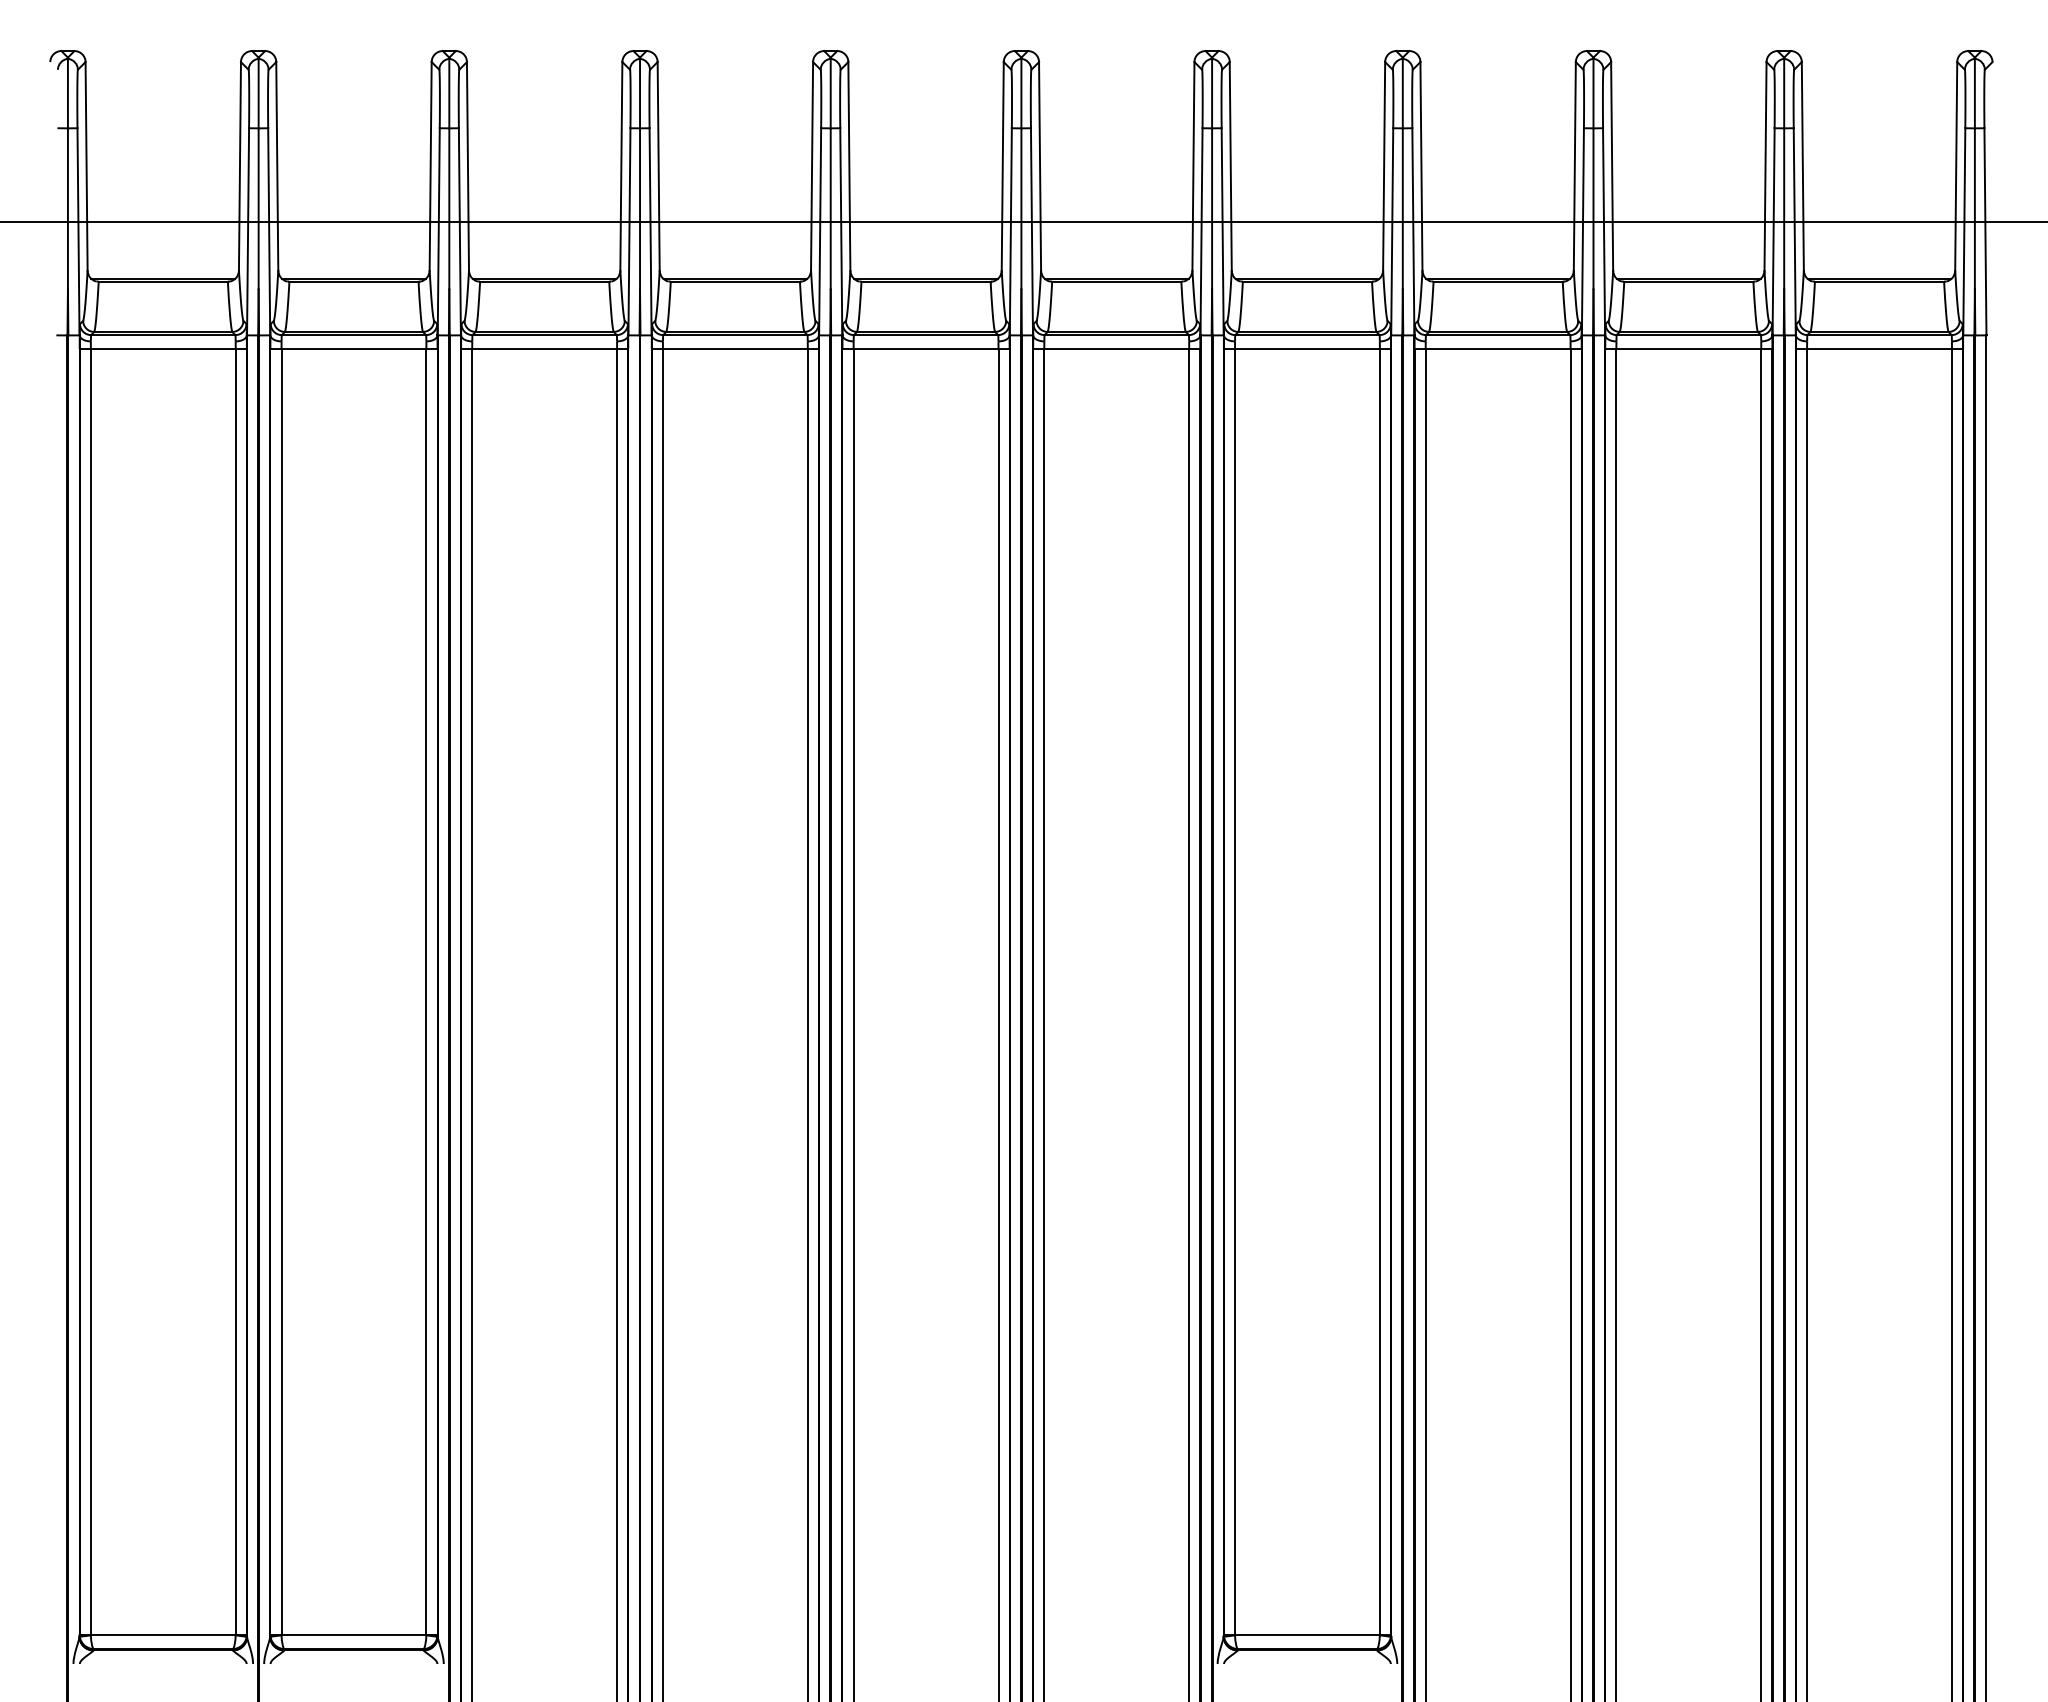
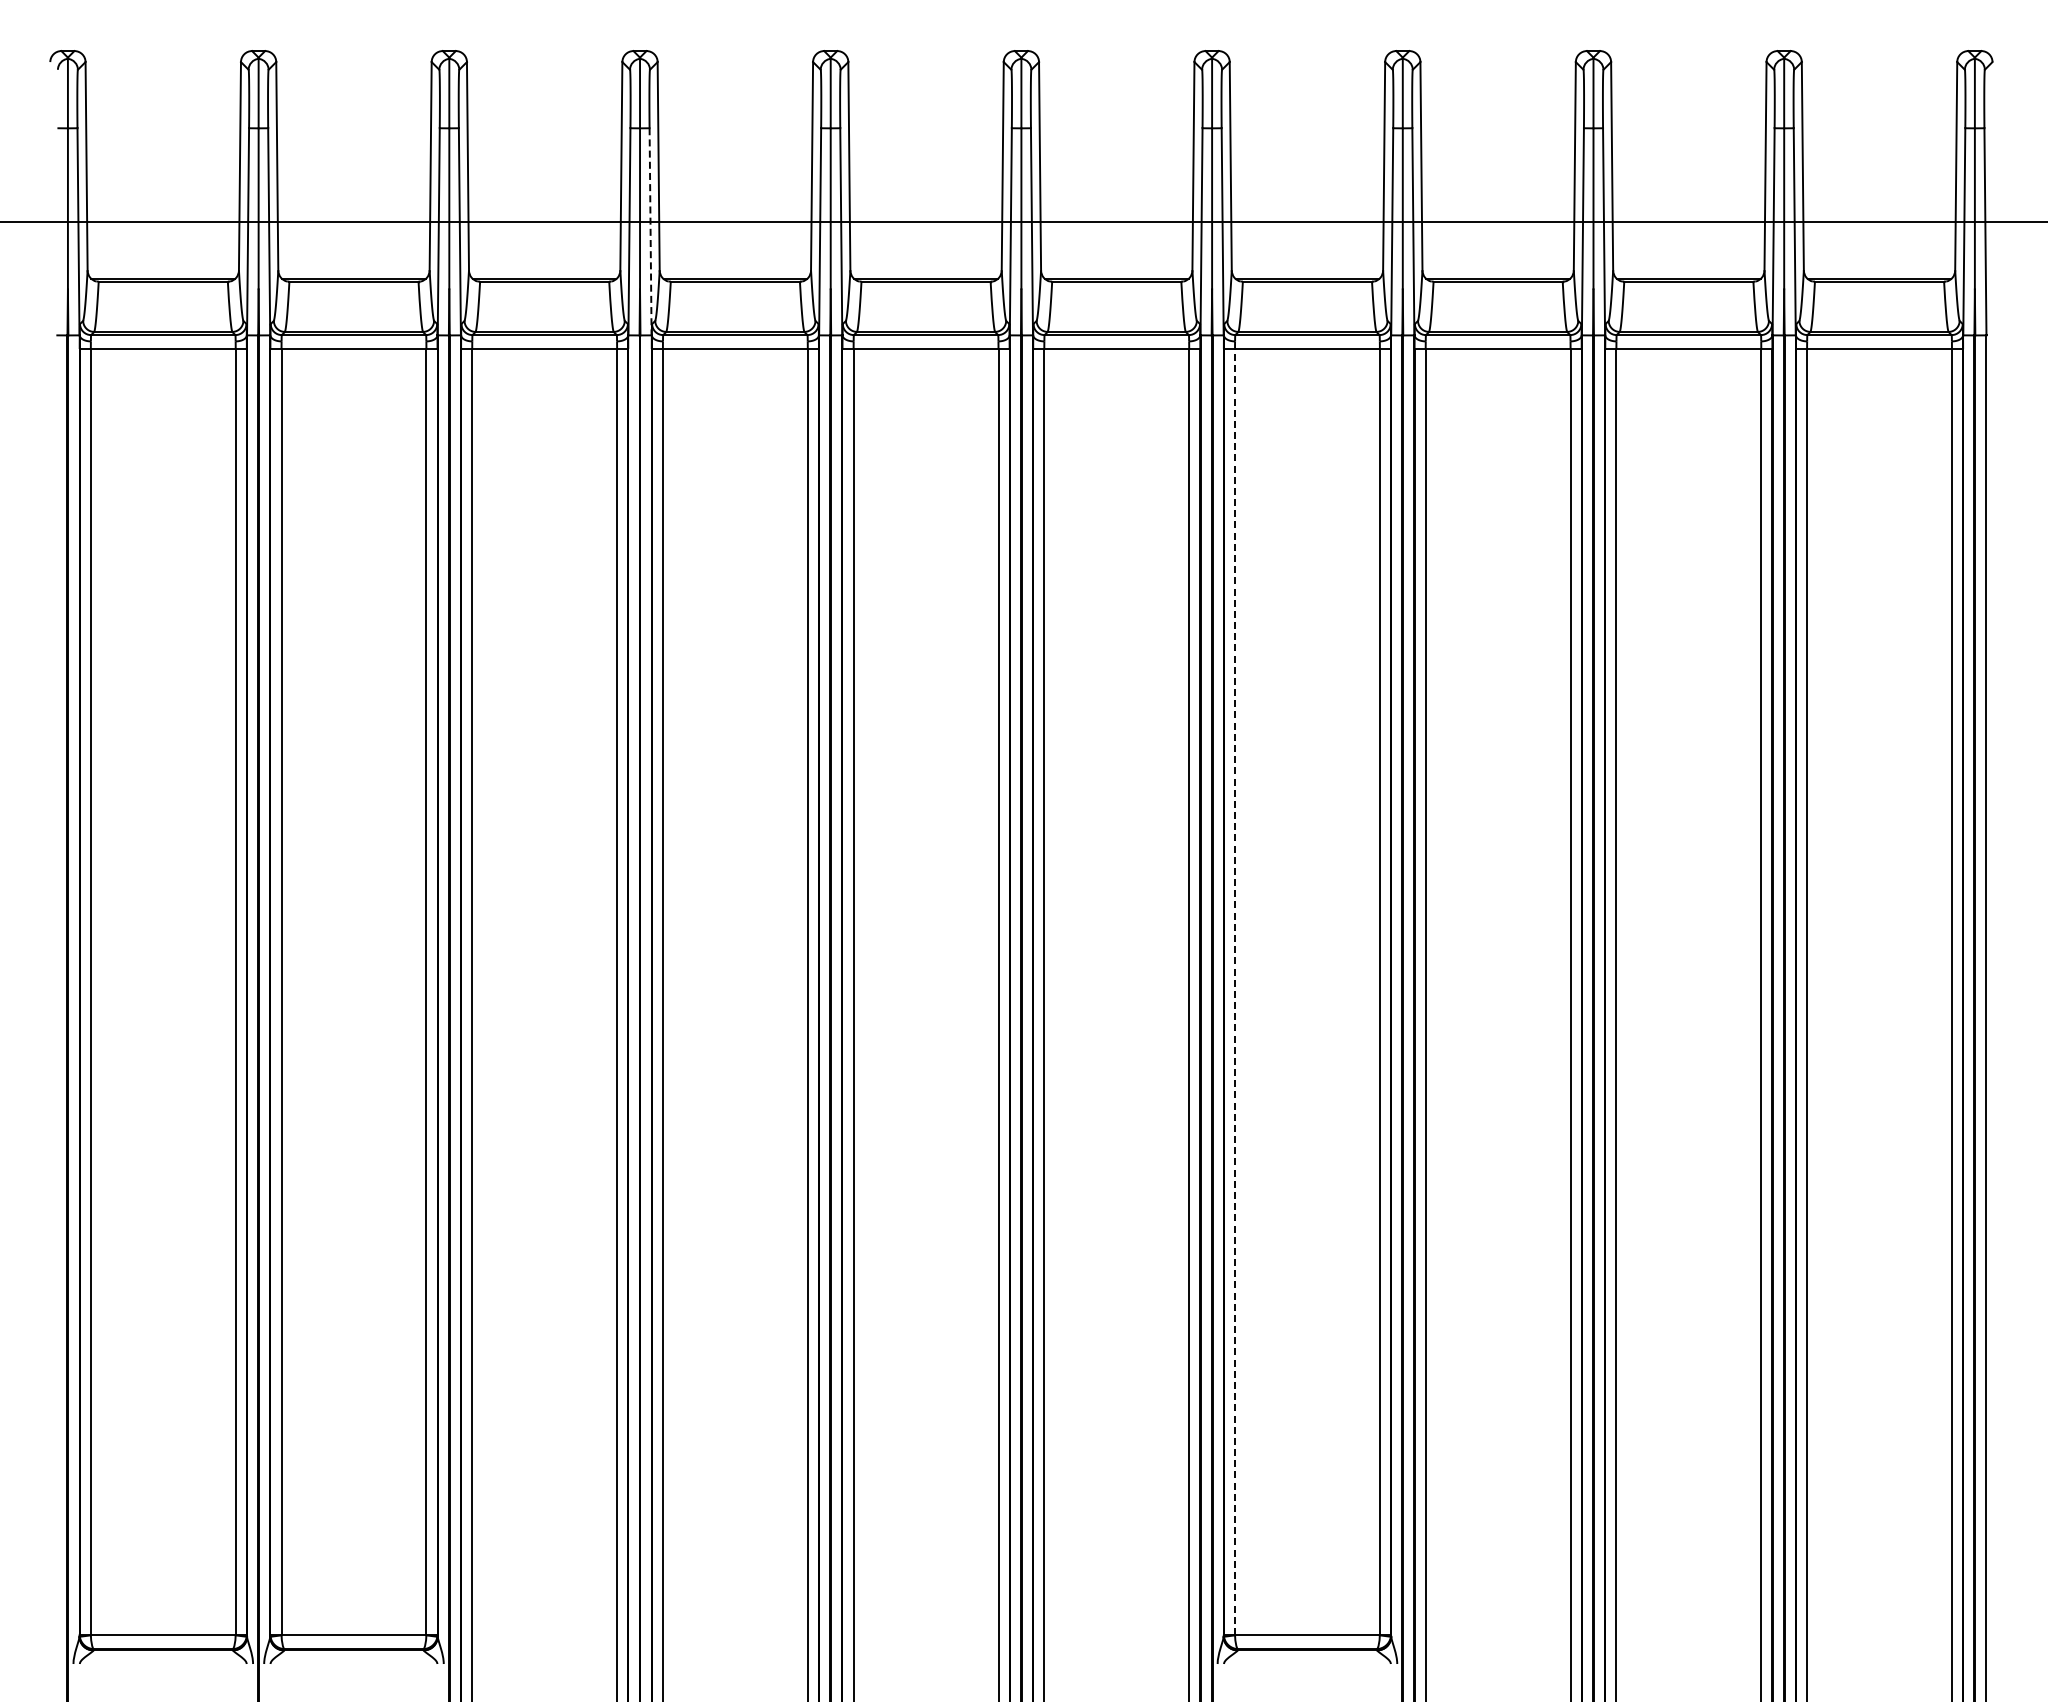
line: solid -> dashed (650, 231)
line: solid -> dashed (1235, 991)
